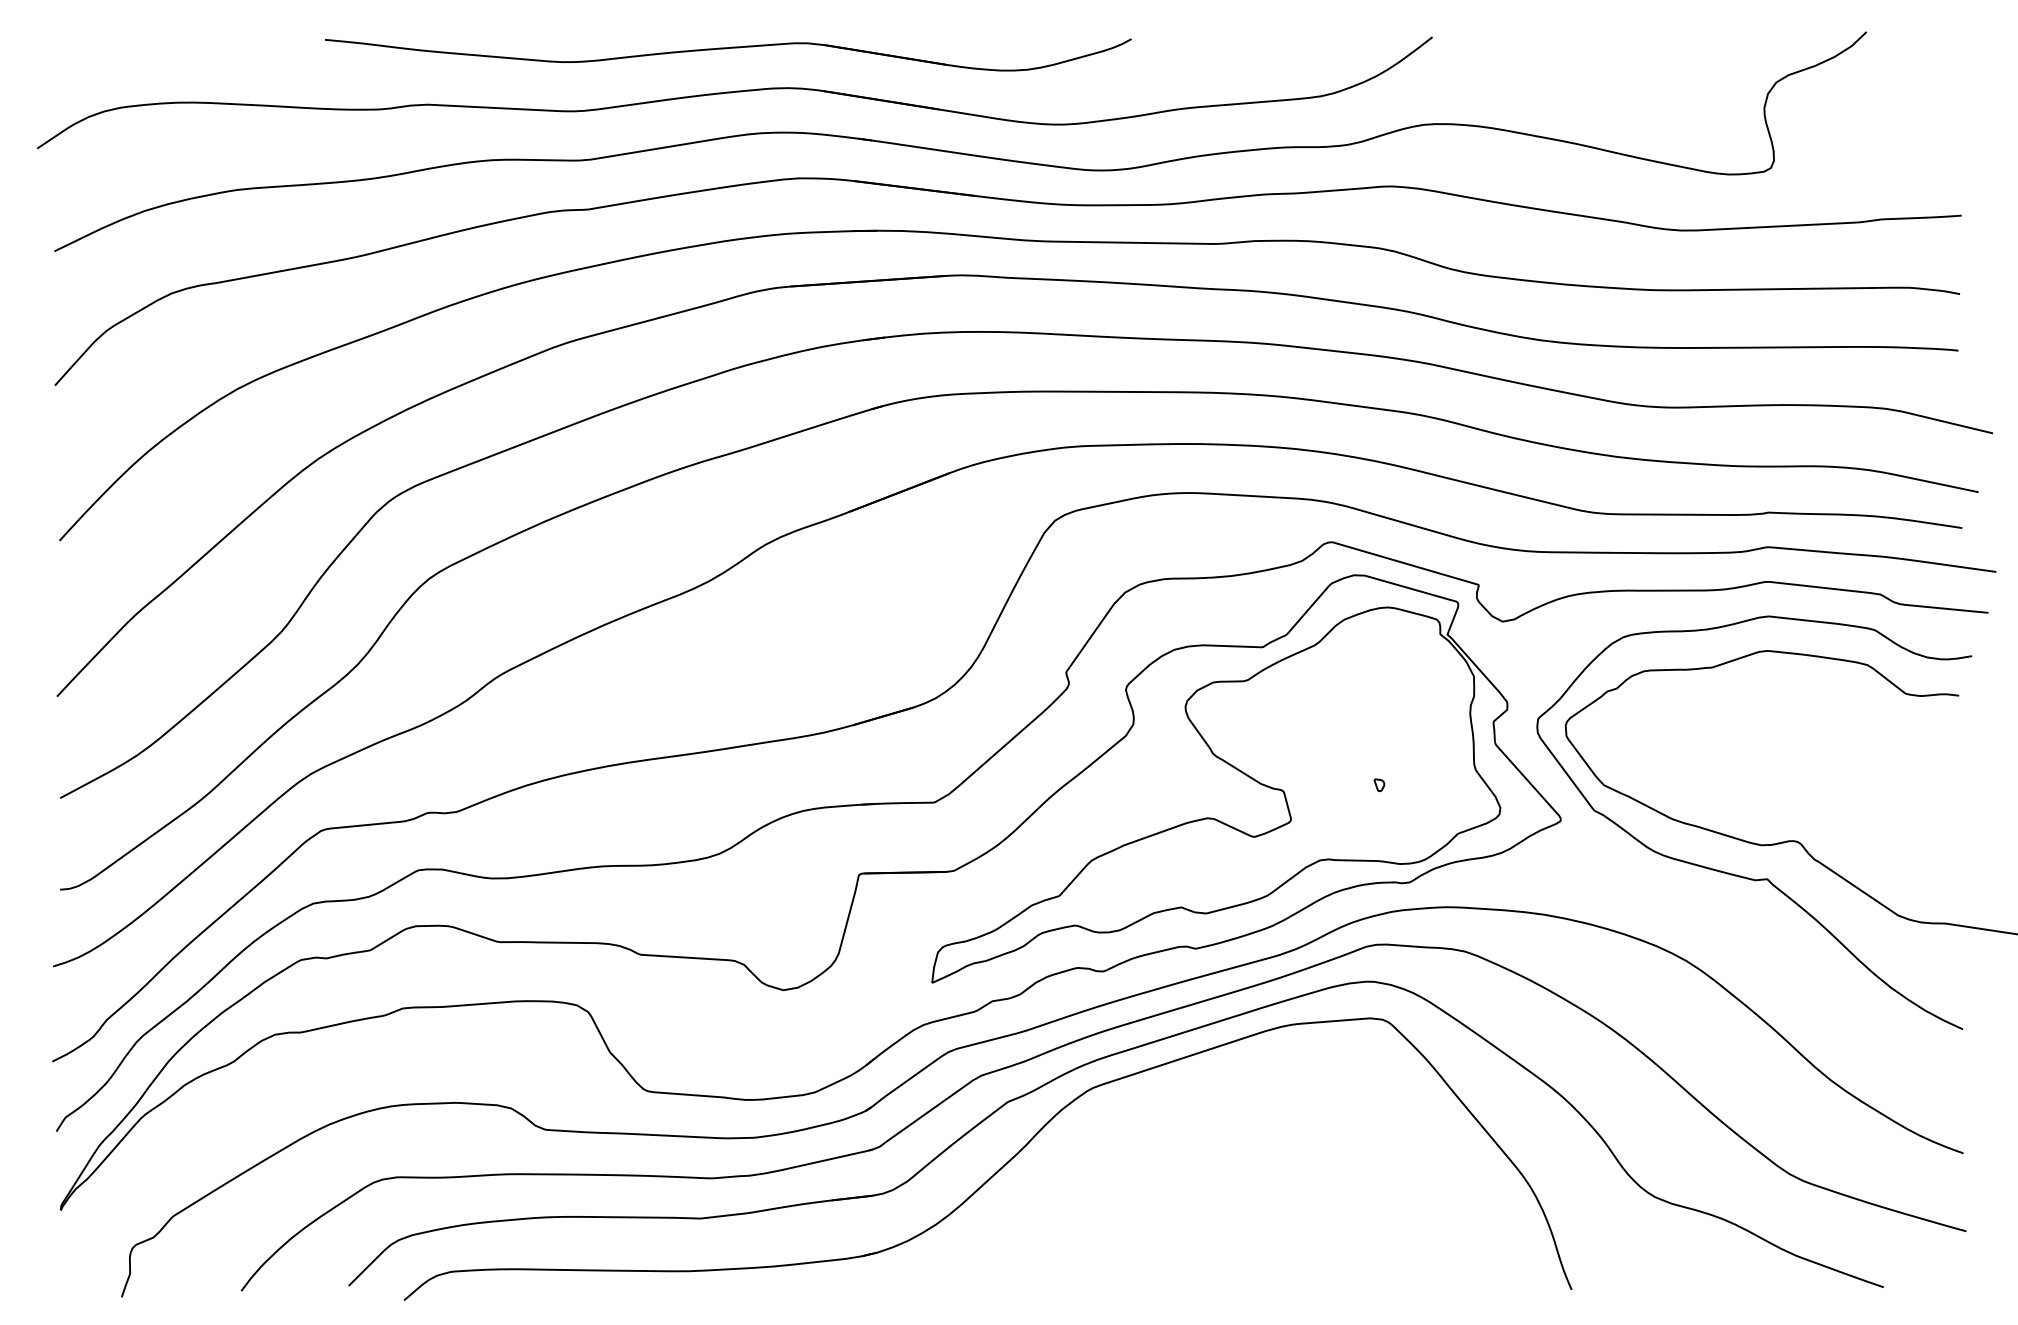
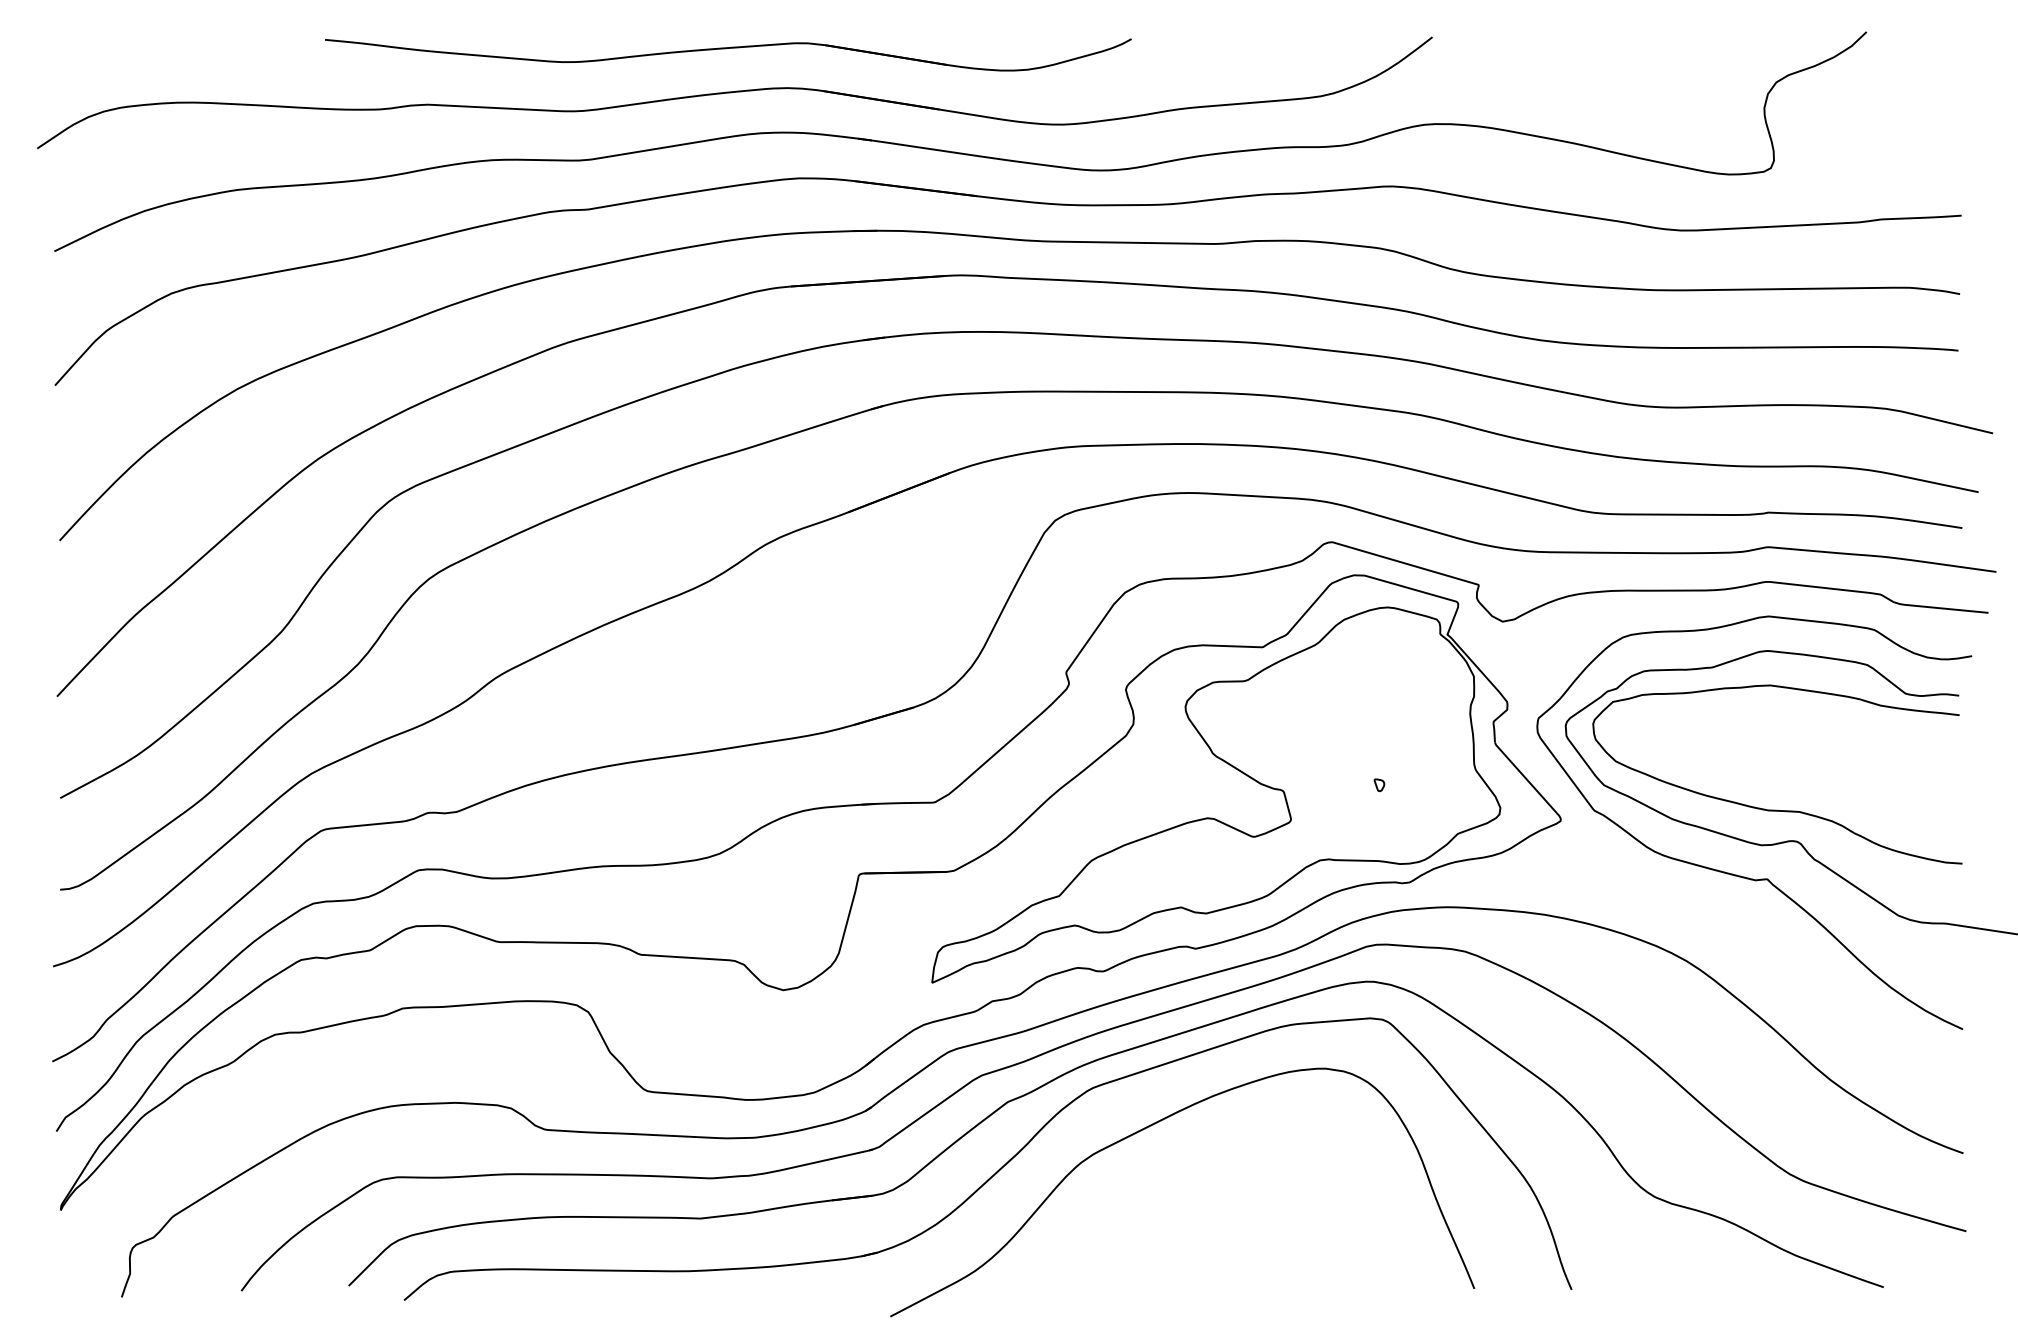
curve: none -> present (1777, 809)
curve: none -> present (1149, 1127)
